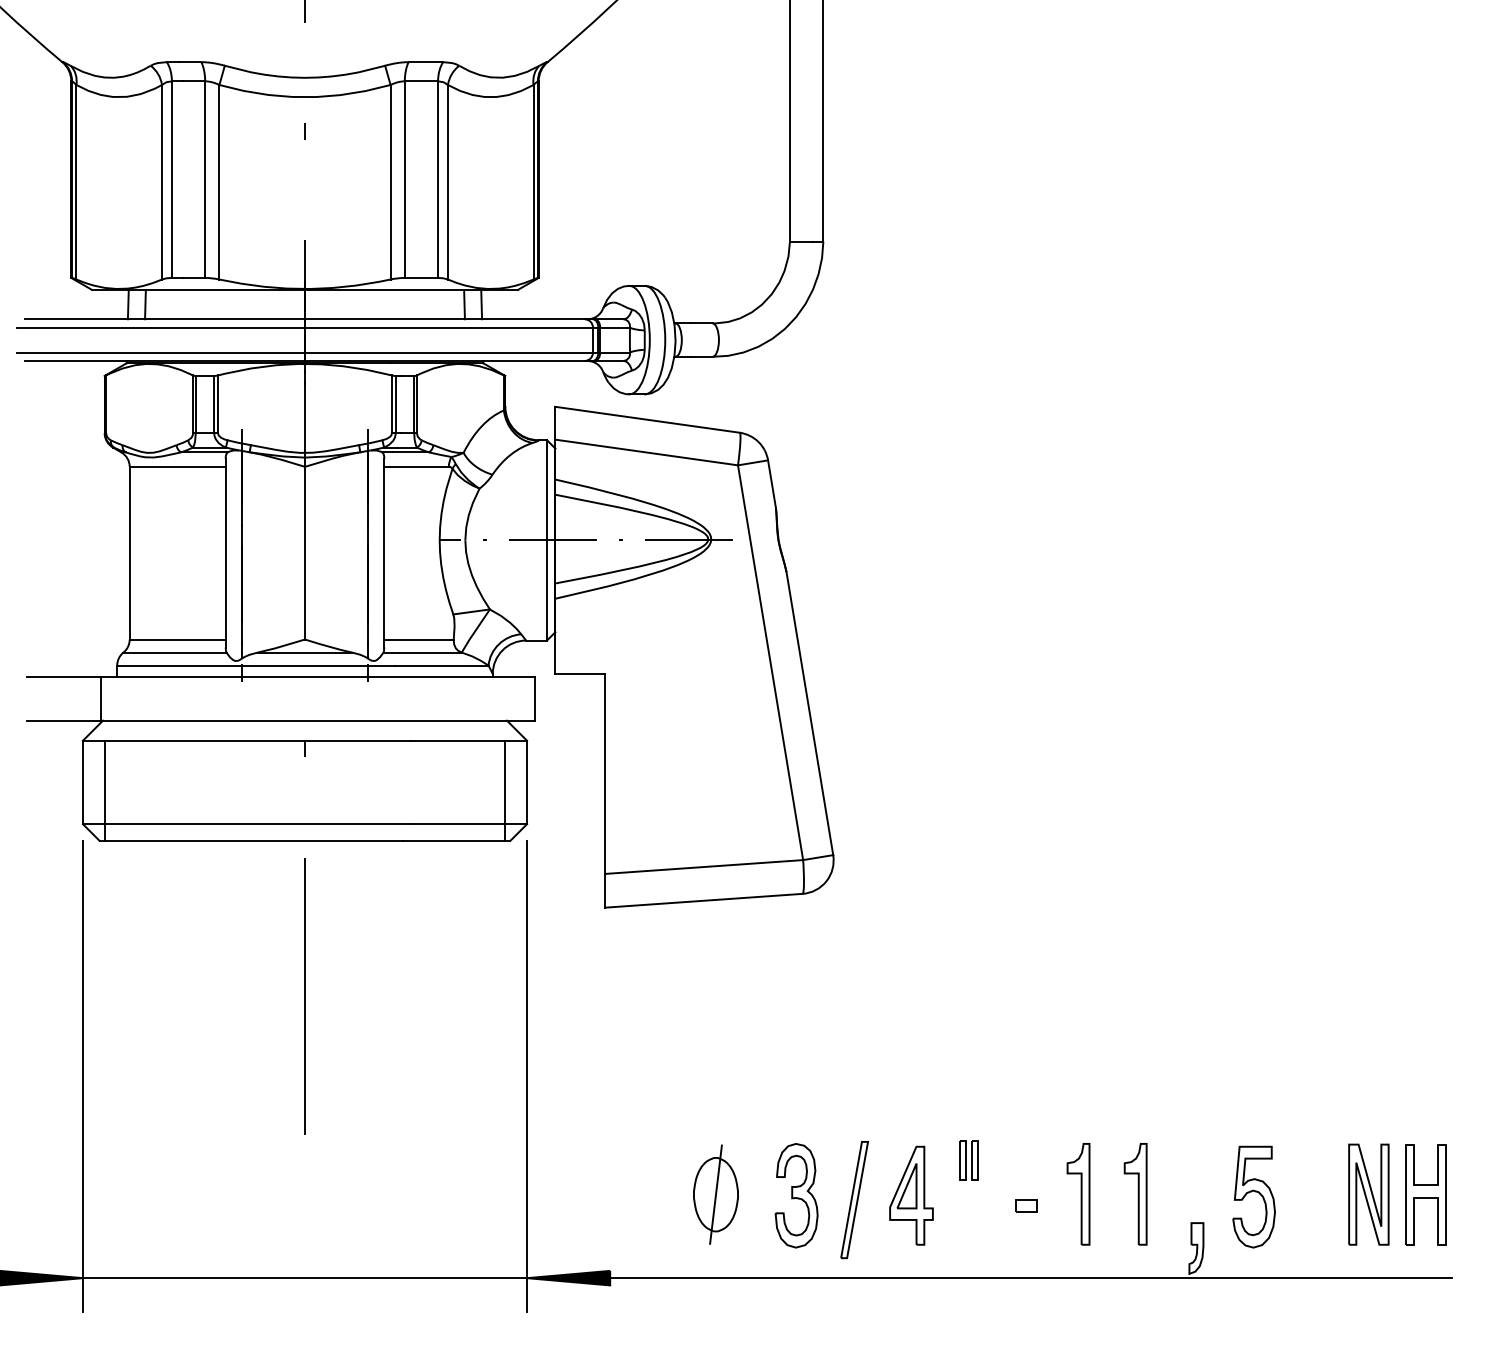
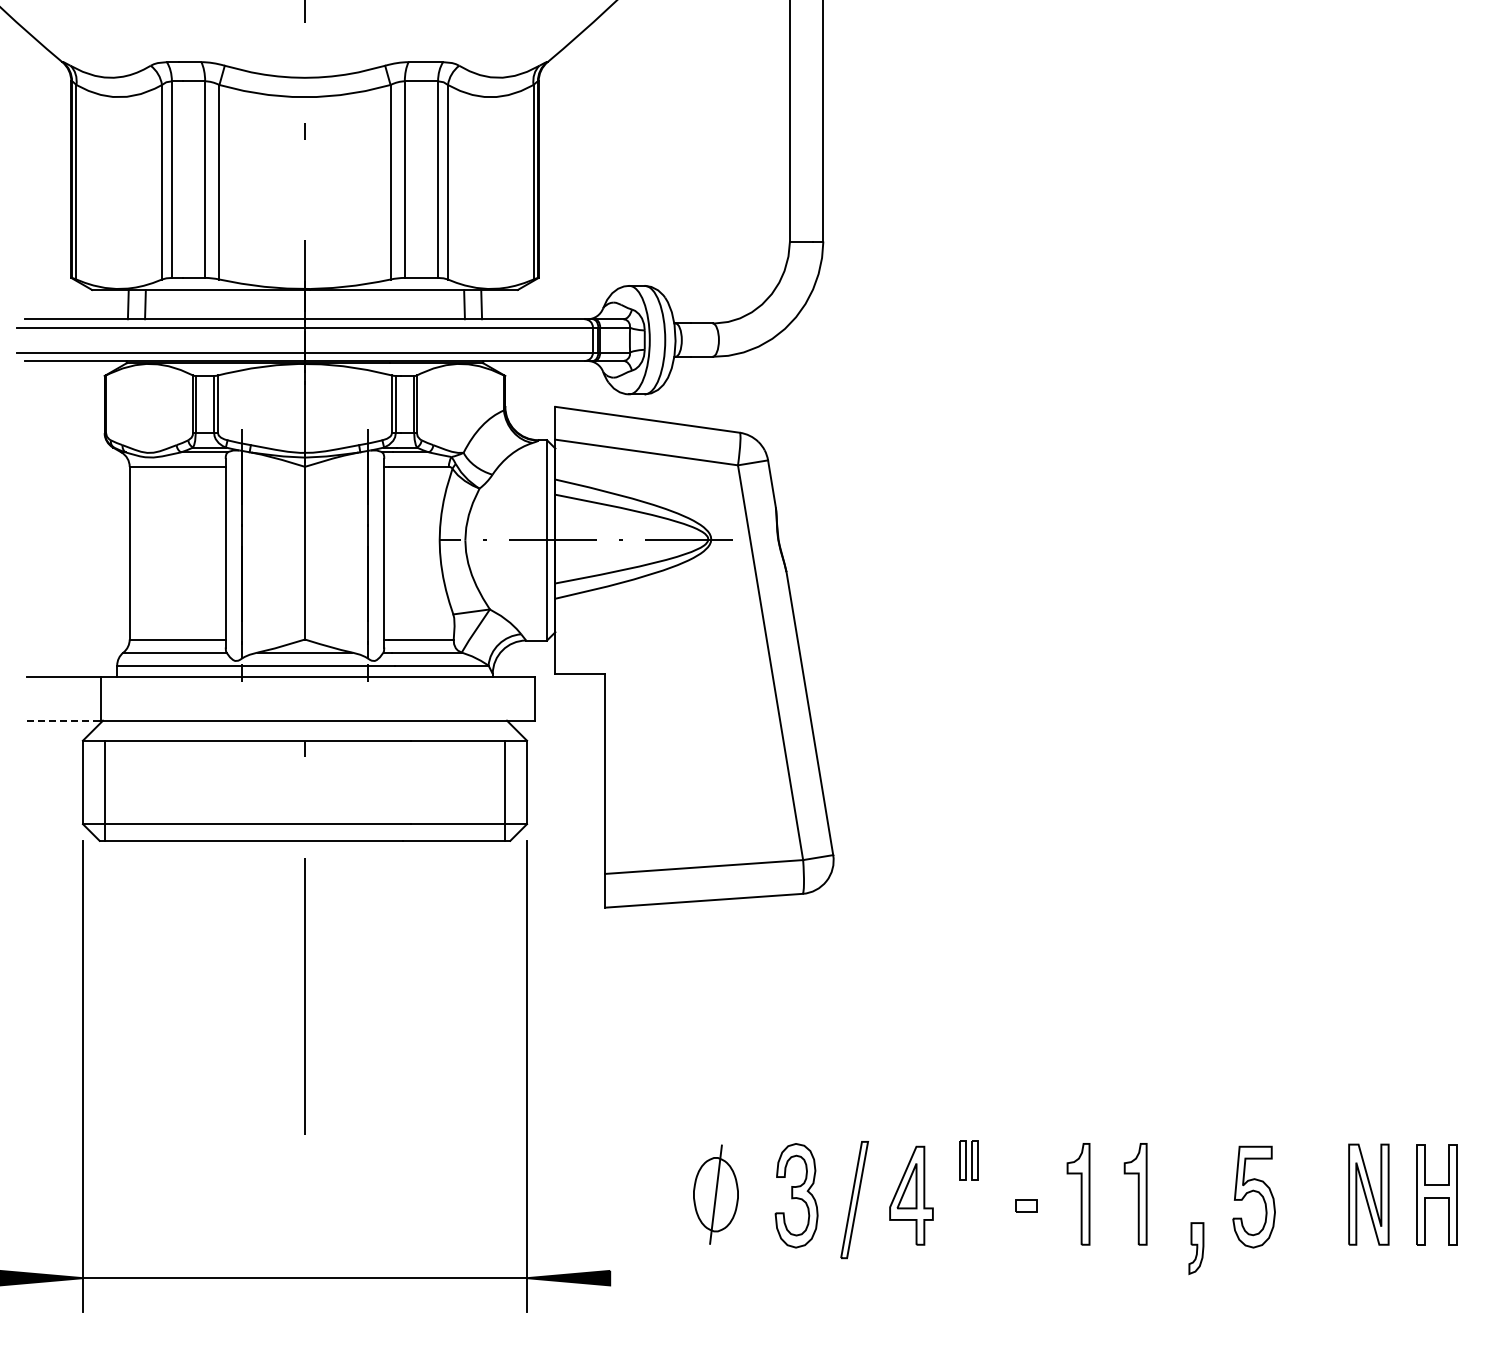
line: solid -> dashed (64, 720)
part position: (1425, 1194) -> (1436, 1194) (1436, 1194)
line: present -> none (1031, 1278)
